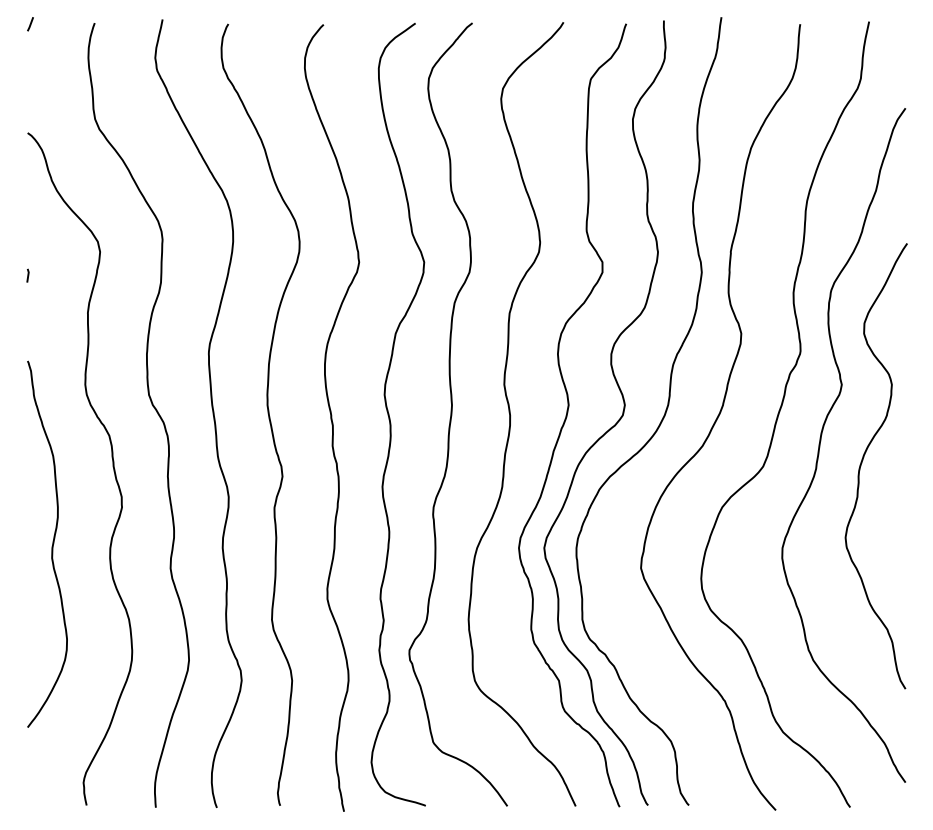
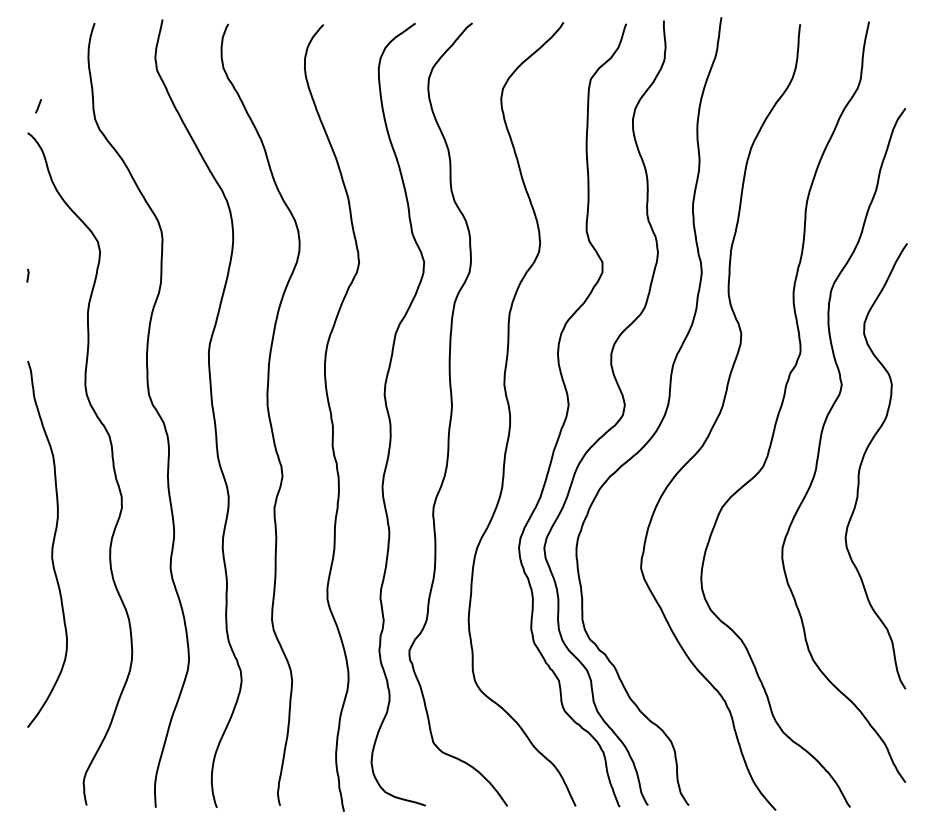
line position: (30, 24) -> (38, 106) (38, 106)
